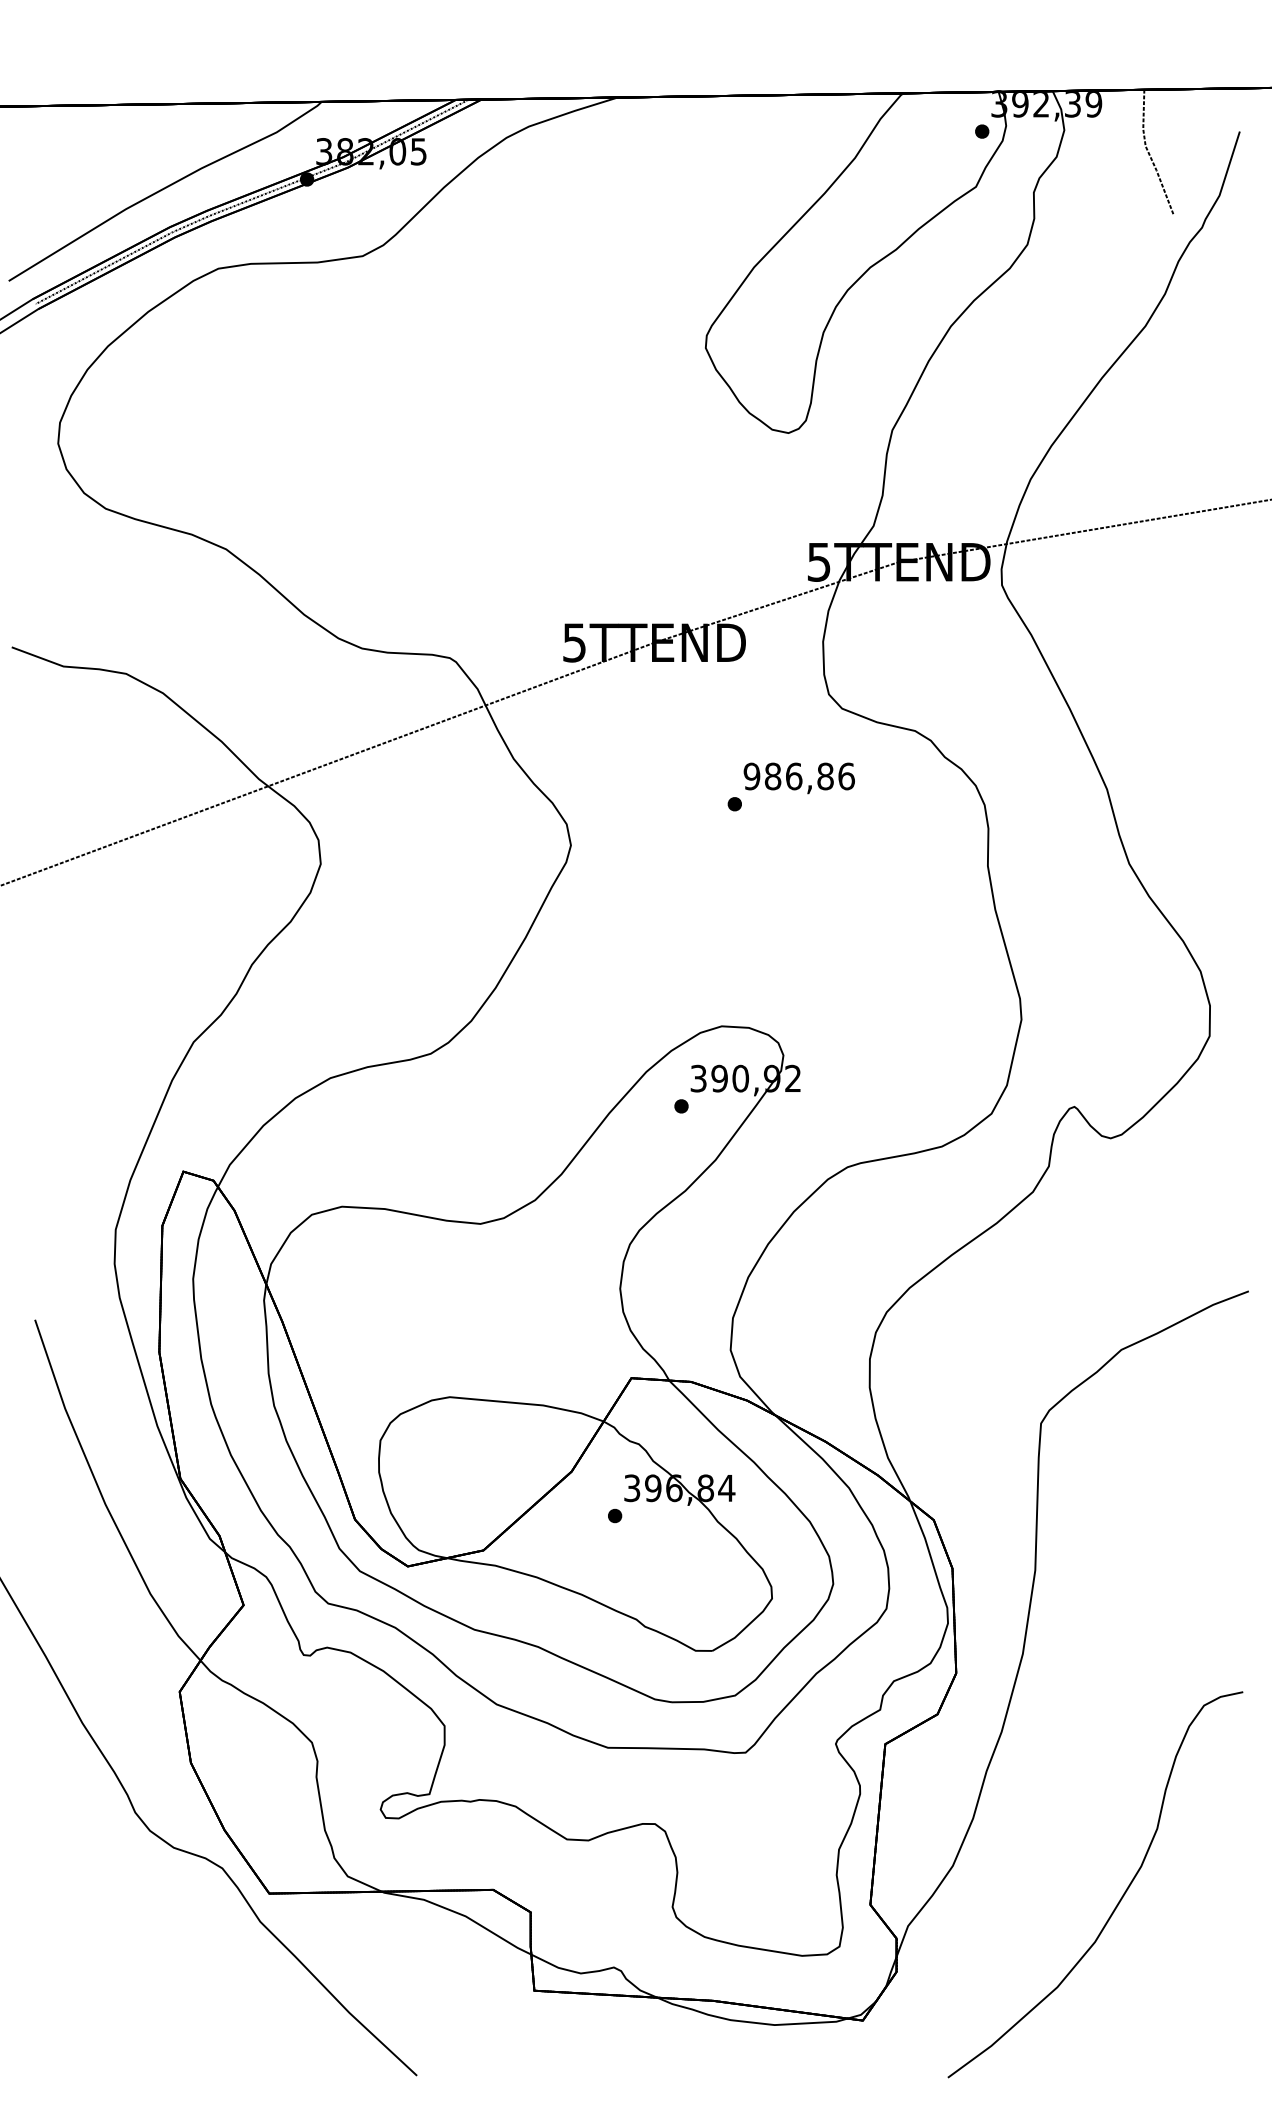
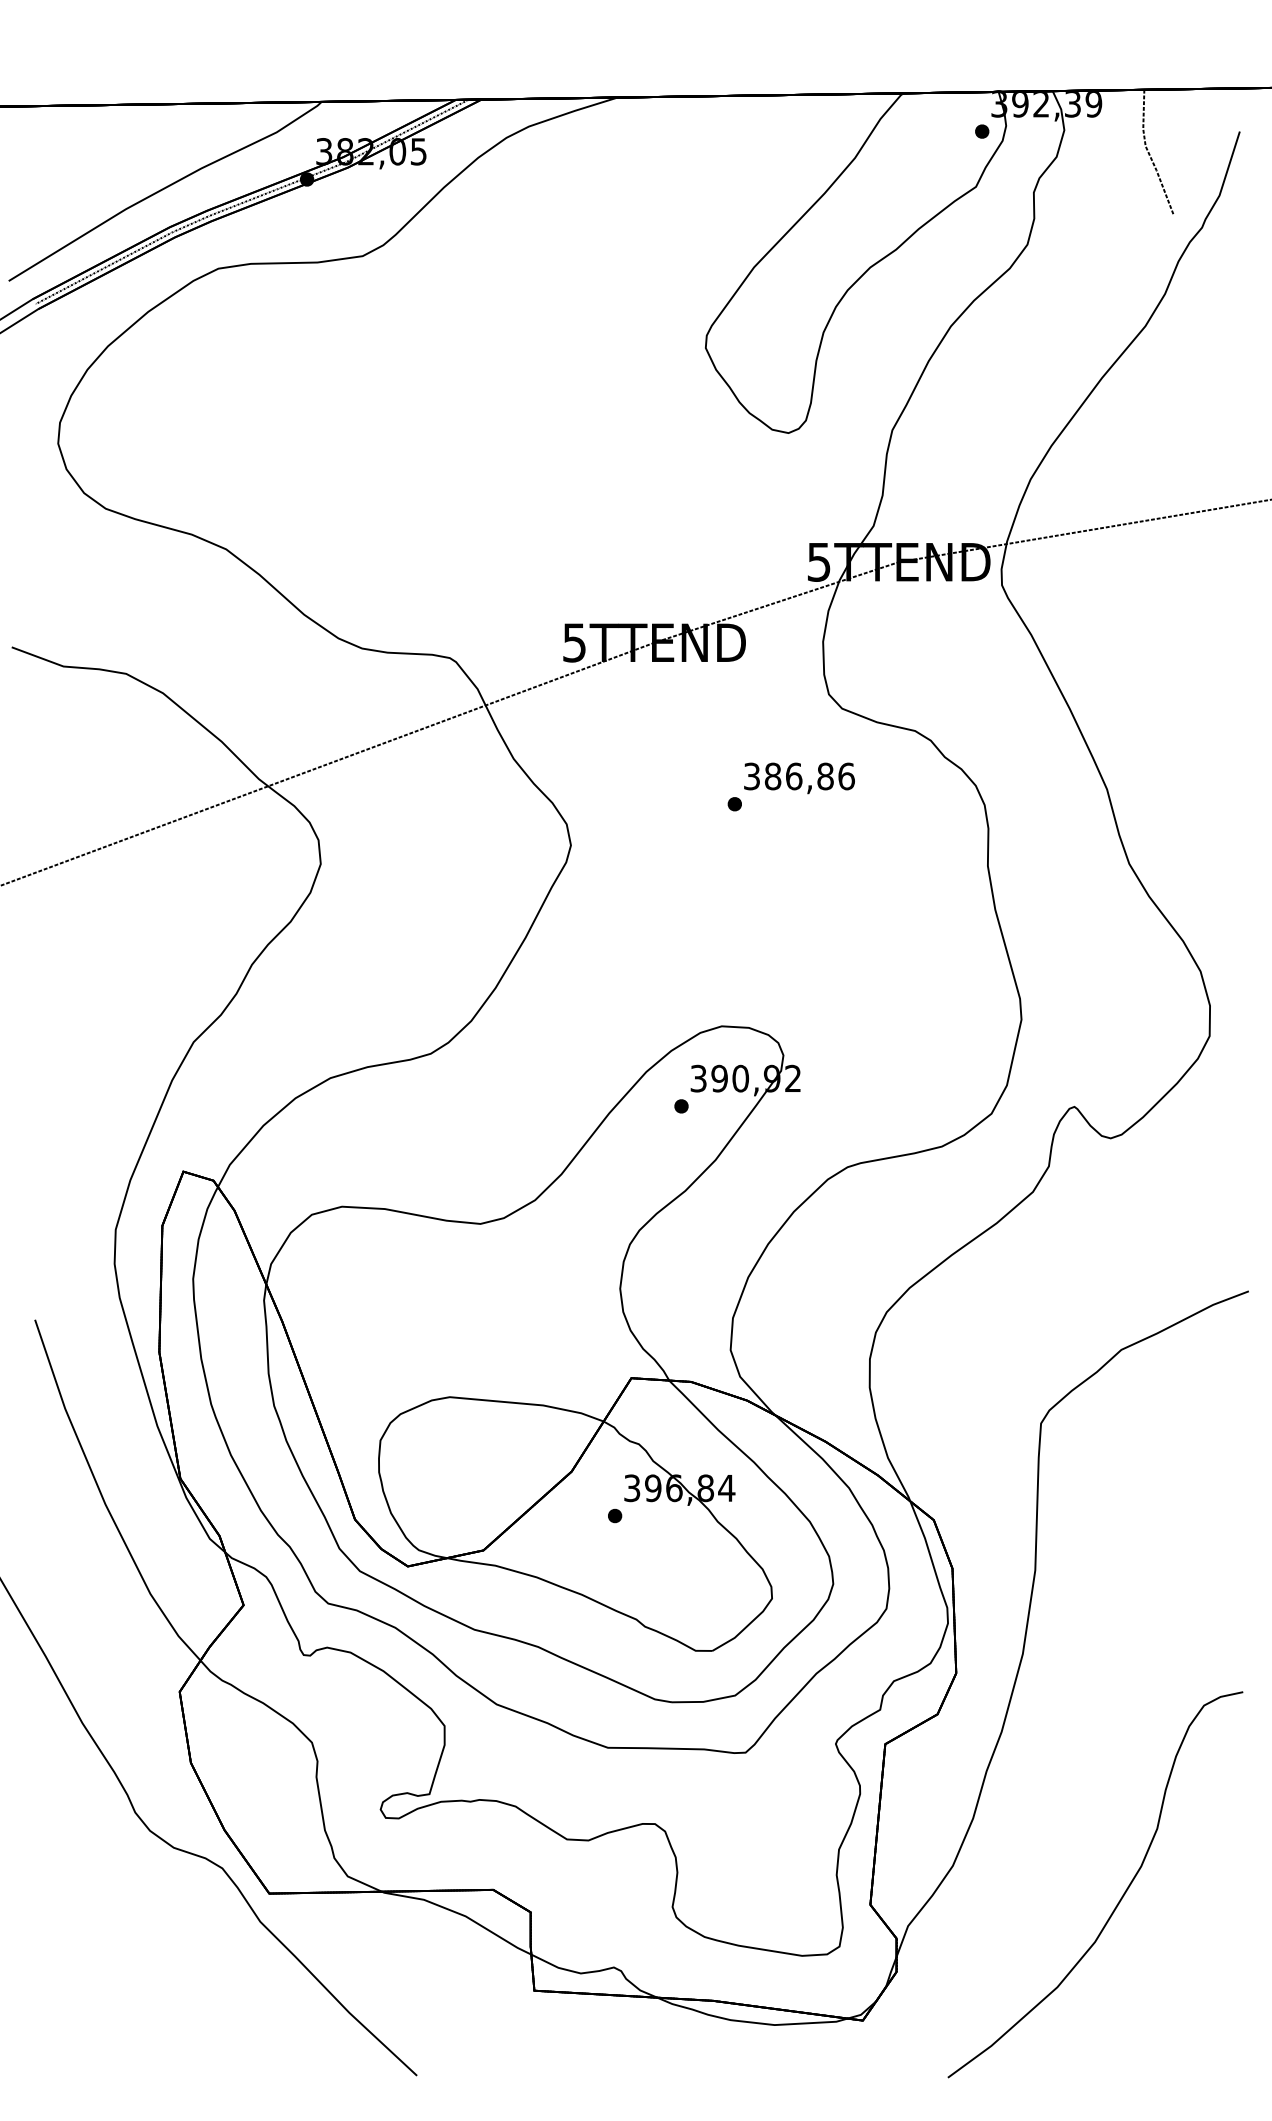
text: 986,86 -> 386,86 (751, 776)
